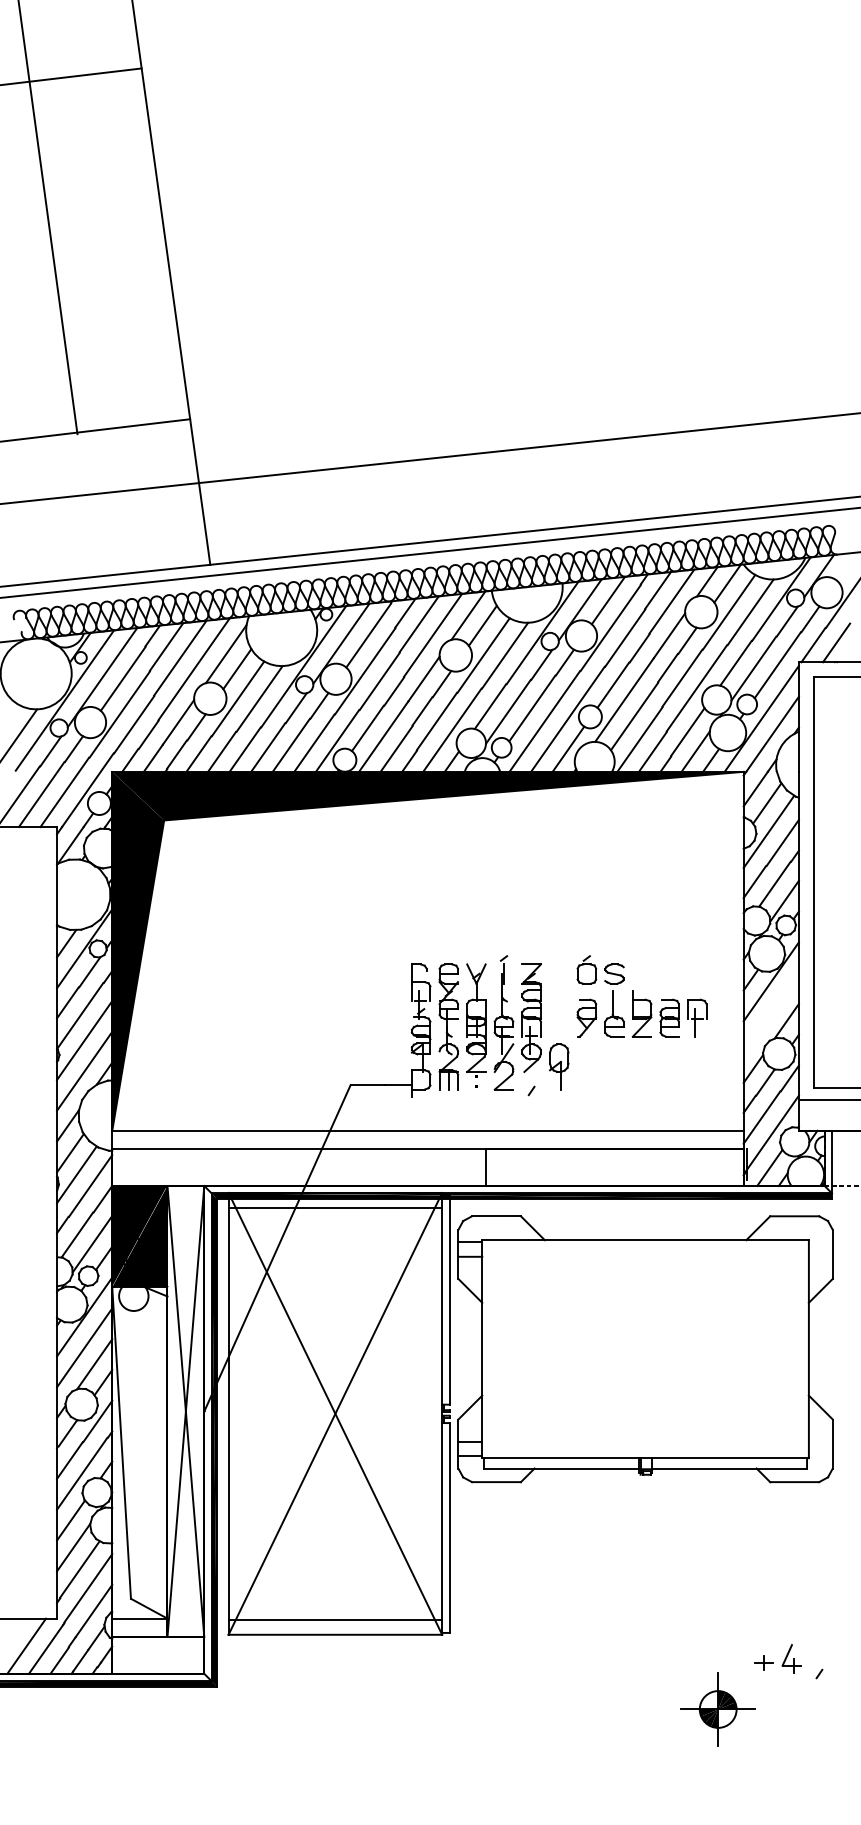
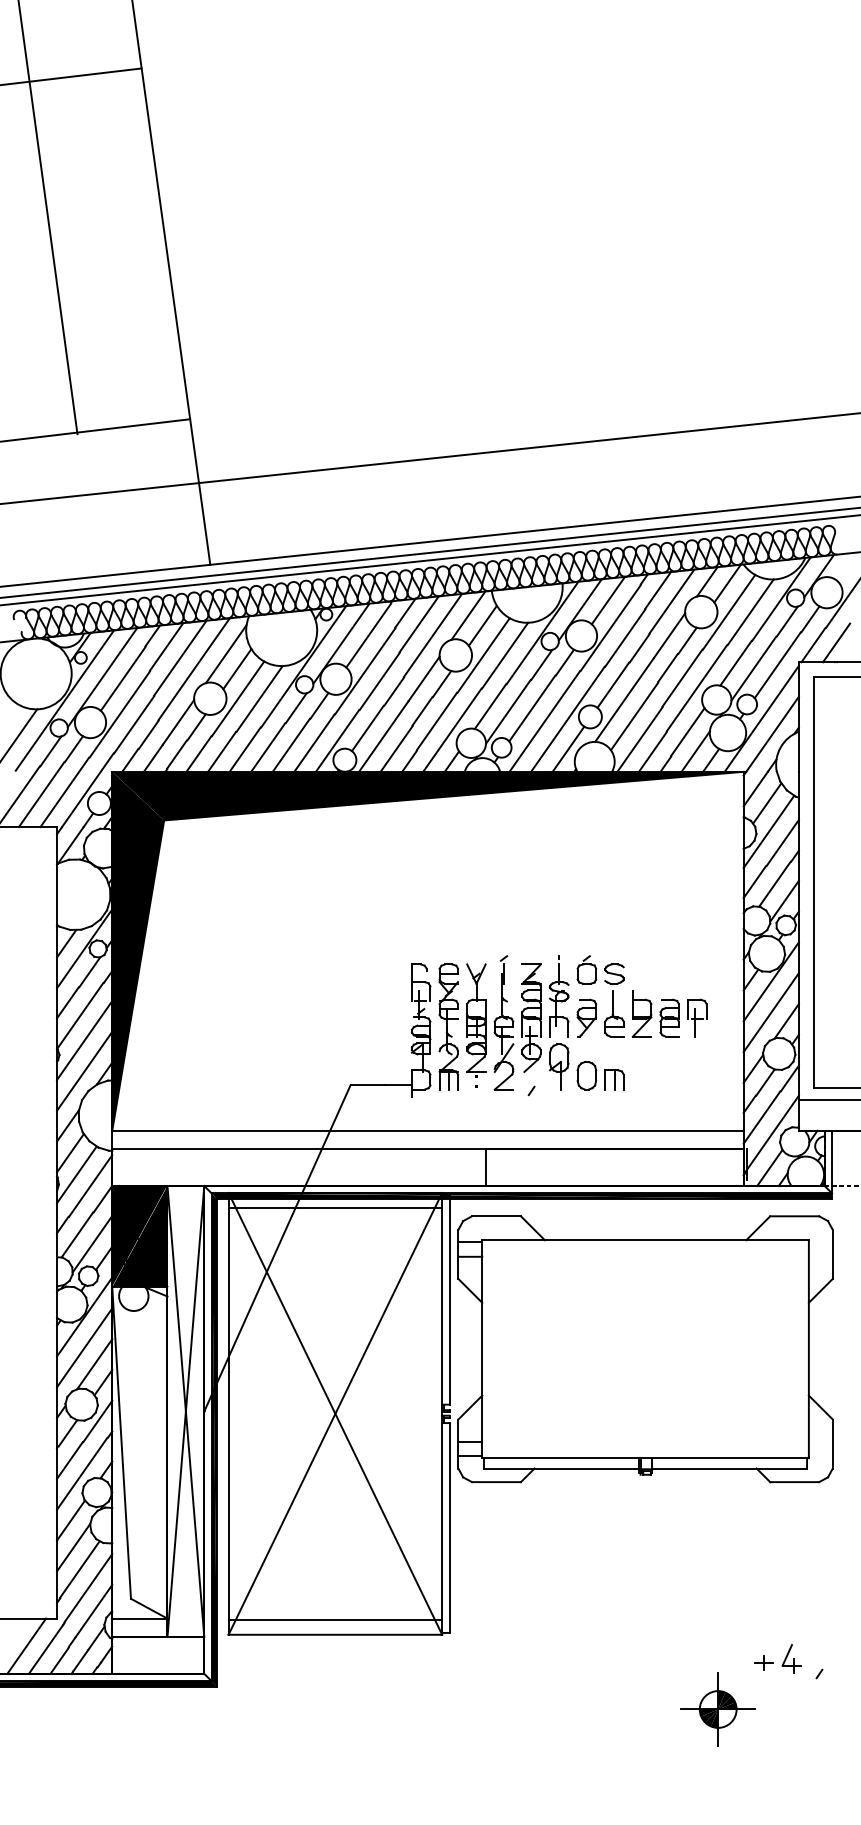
line: none -> present (429, 560)
part: none -> present (559, 996)
line: none -> present (770, 1012)
part: none -> present (600, 1075)
